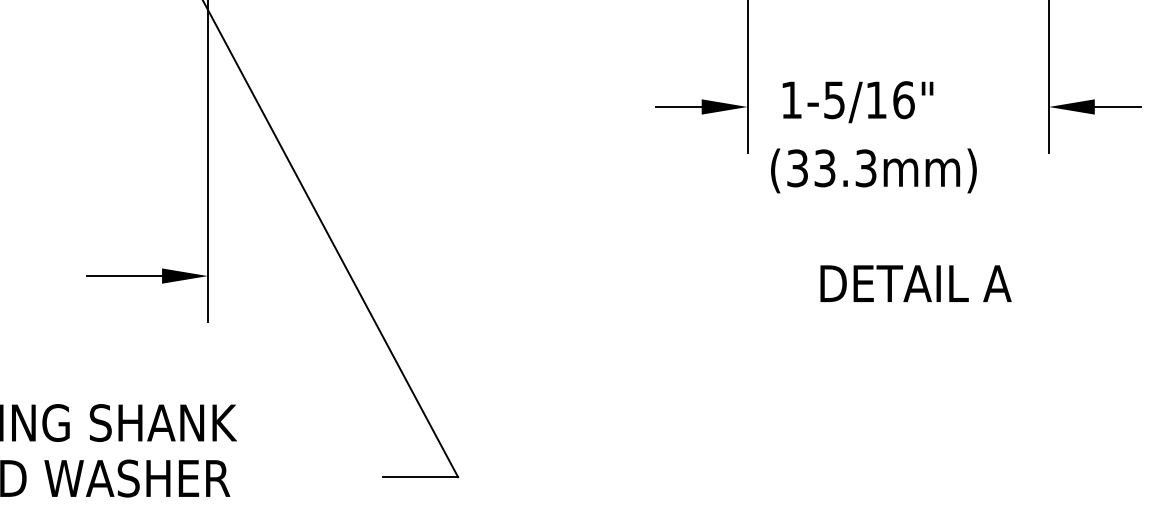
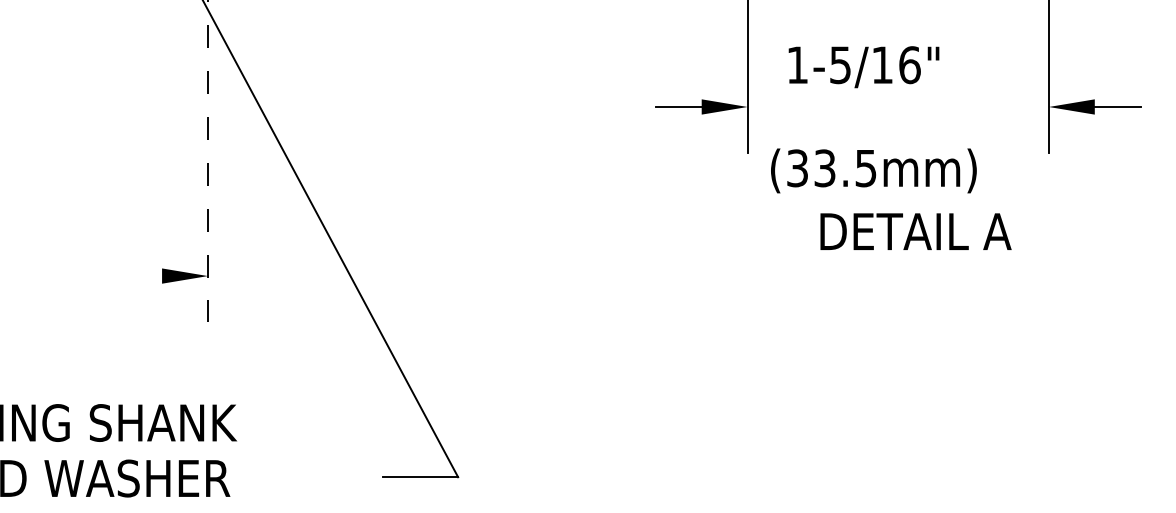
text position: (857, 102) -> (863, 67) (863, 67)
line: solid -> dashed (207, 161)
text: (33.3mm) -> (33.5mm) (866, 167)
line: present -> none (124, 276)
text position: (915, 283) -> (915, 231) (915, 231)
